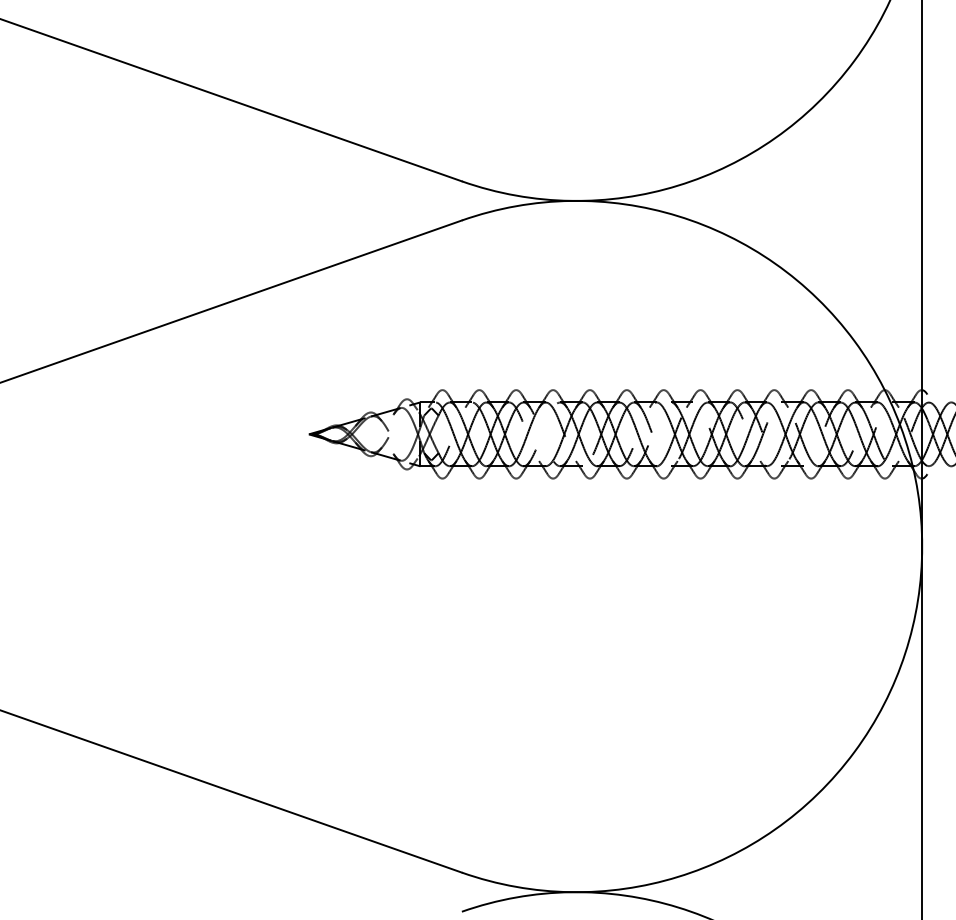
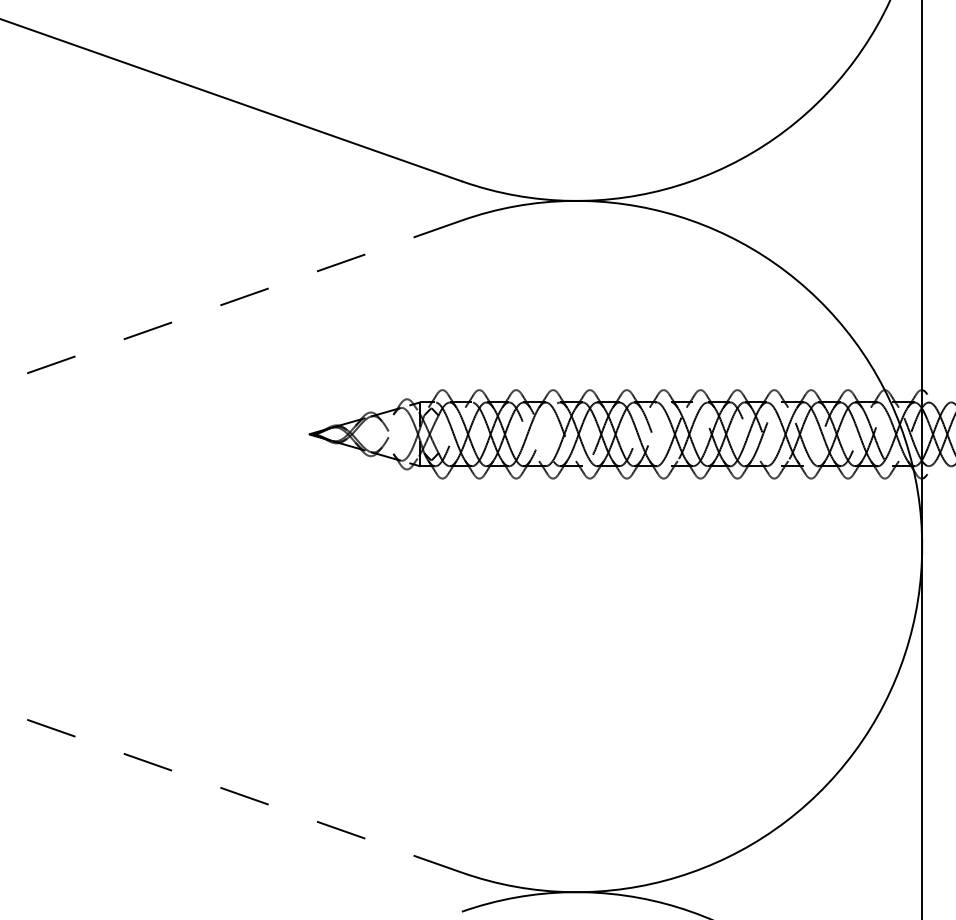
line: solid -> dashed (230, 301)
line: solid -> dashed (230, 791)
